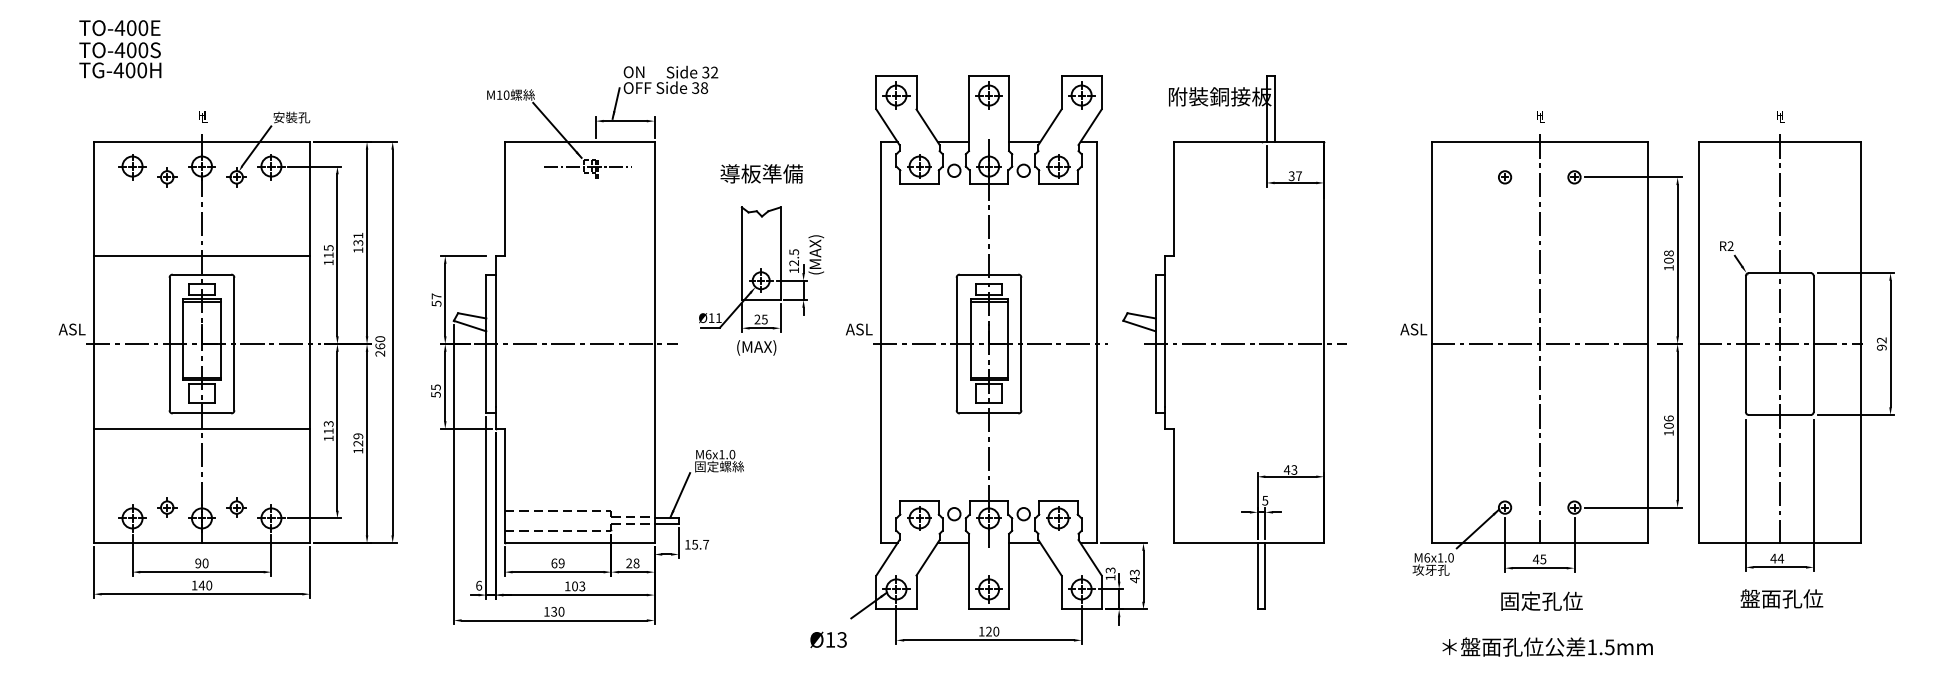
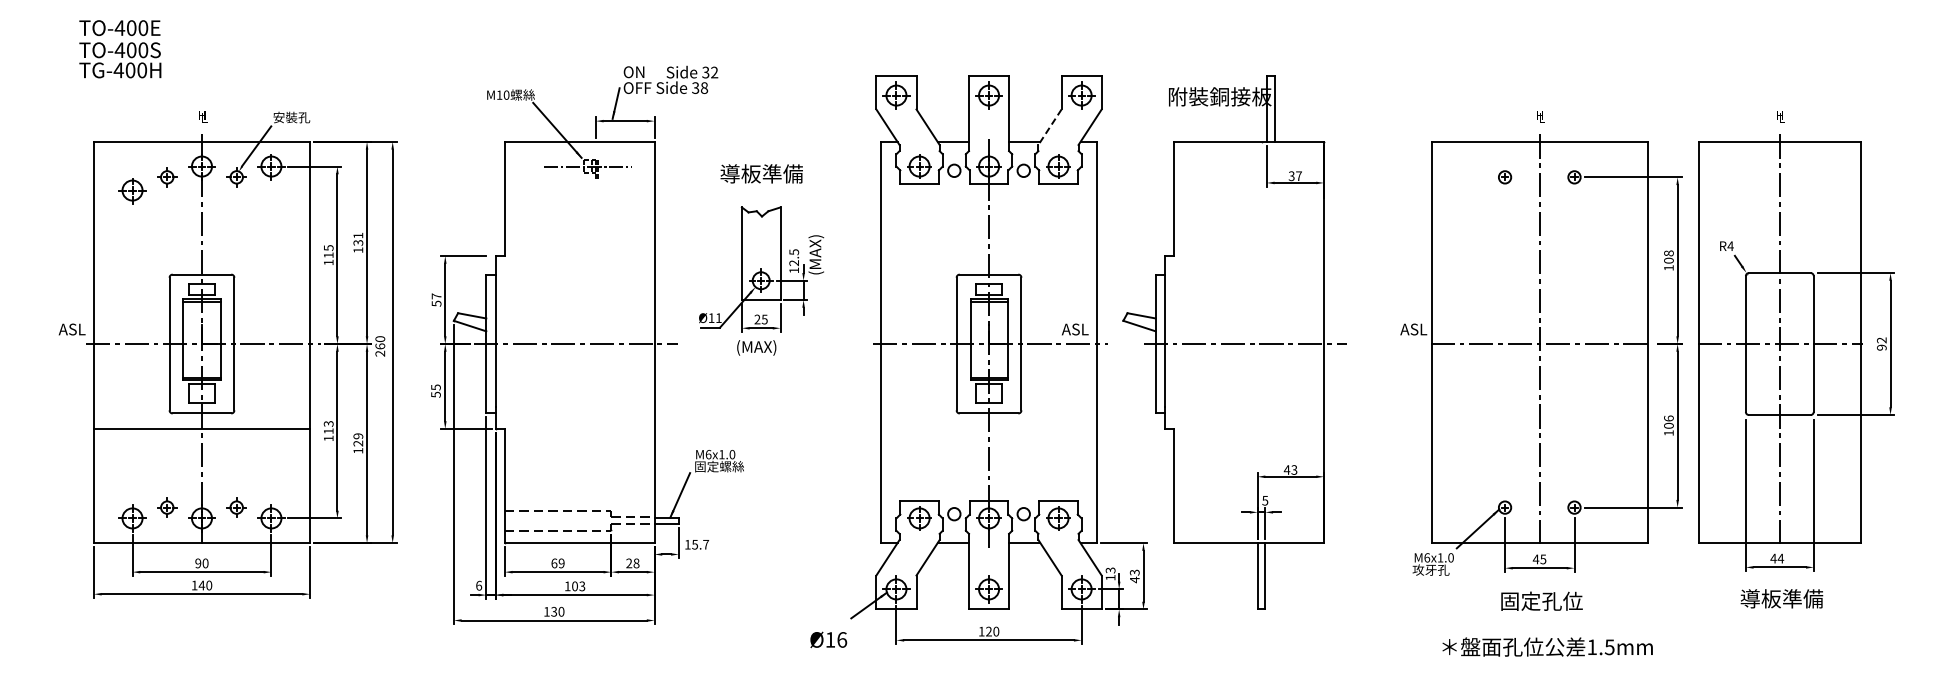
line: solid -> dashed (1049, 127)
part position: (132, 167) -> (132, 191) (132, 191)
text: R2 -> R4 (1730, 245)
line: present -> none (201, 256)
text position: (859, 329) -> (1075, 329) (1075, 329)
text: 盤面孔位 -> 導板準備 (1781, 598)
text: Ø13 -> Ø16 (842, 639)
